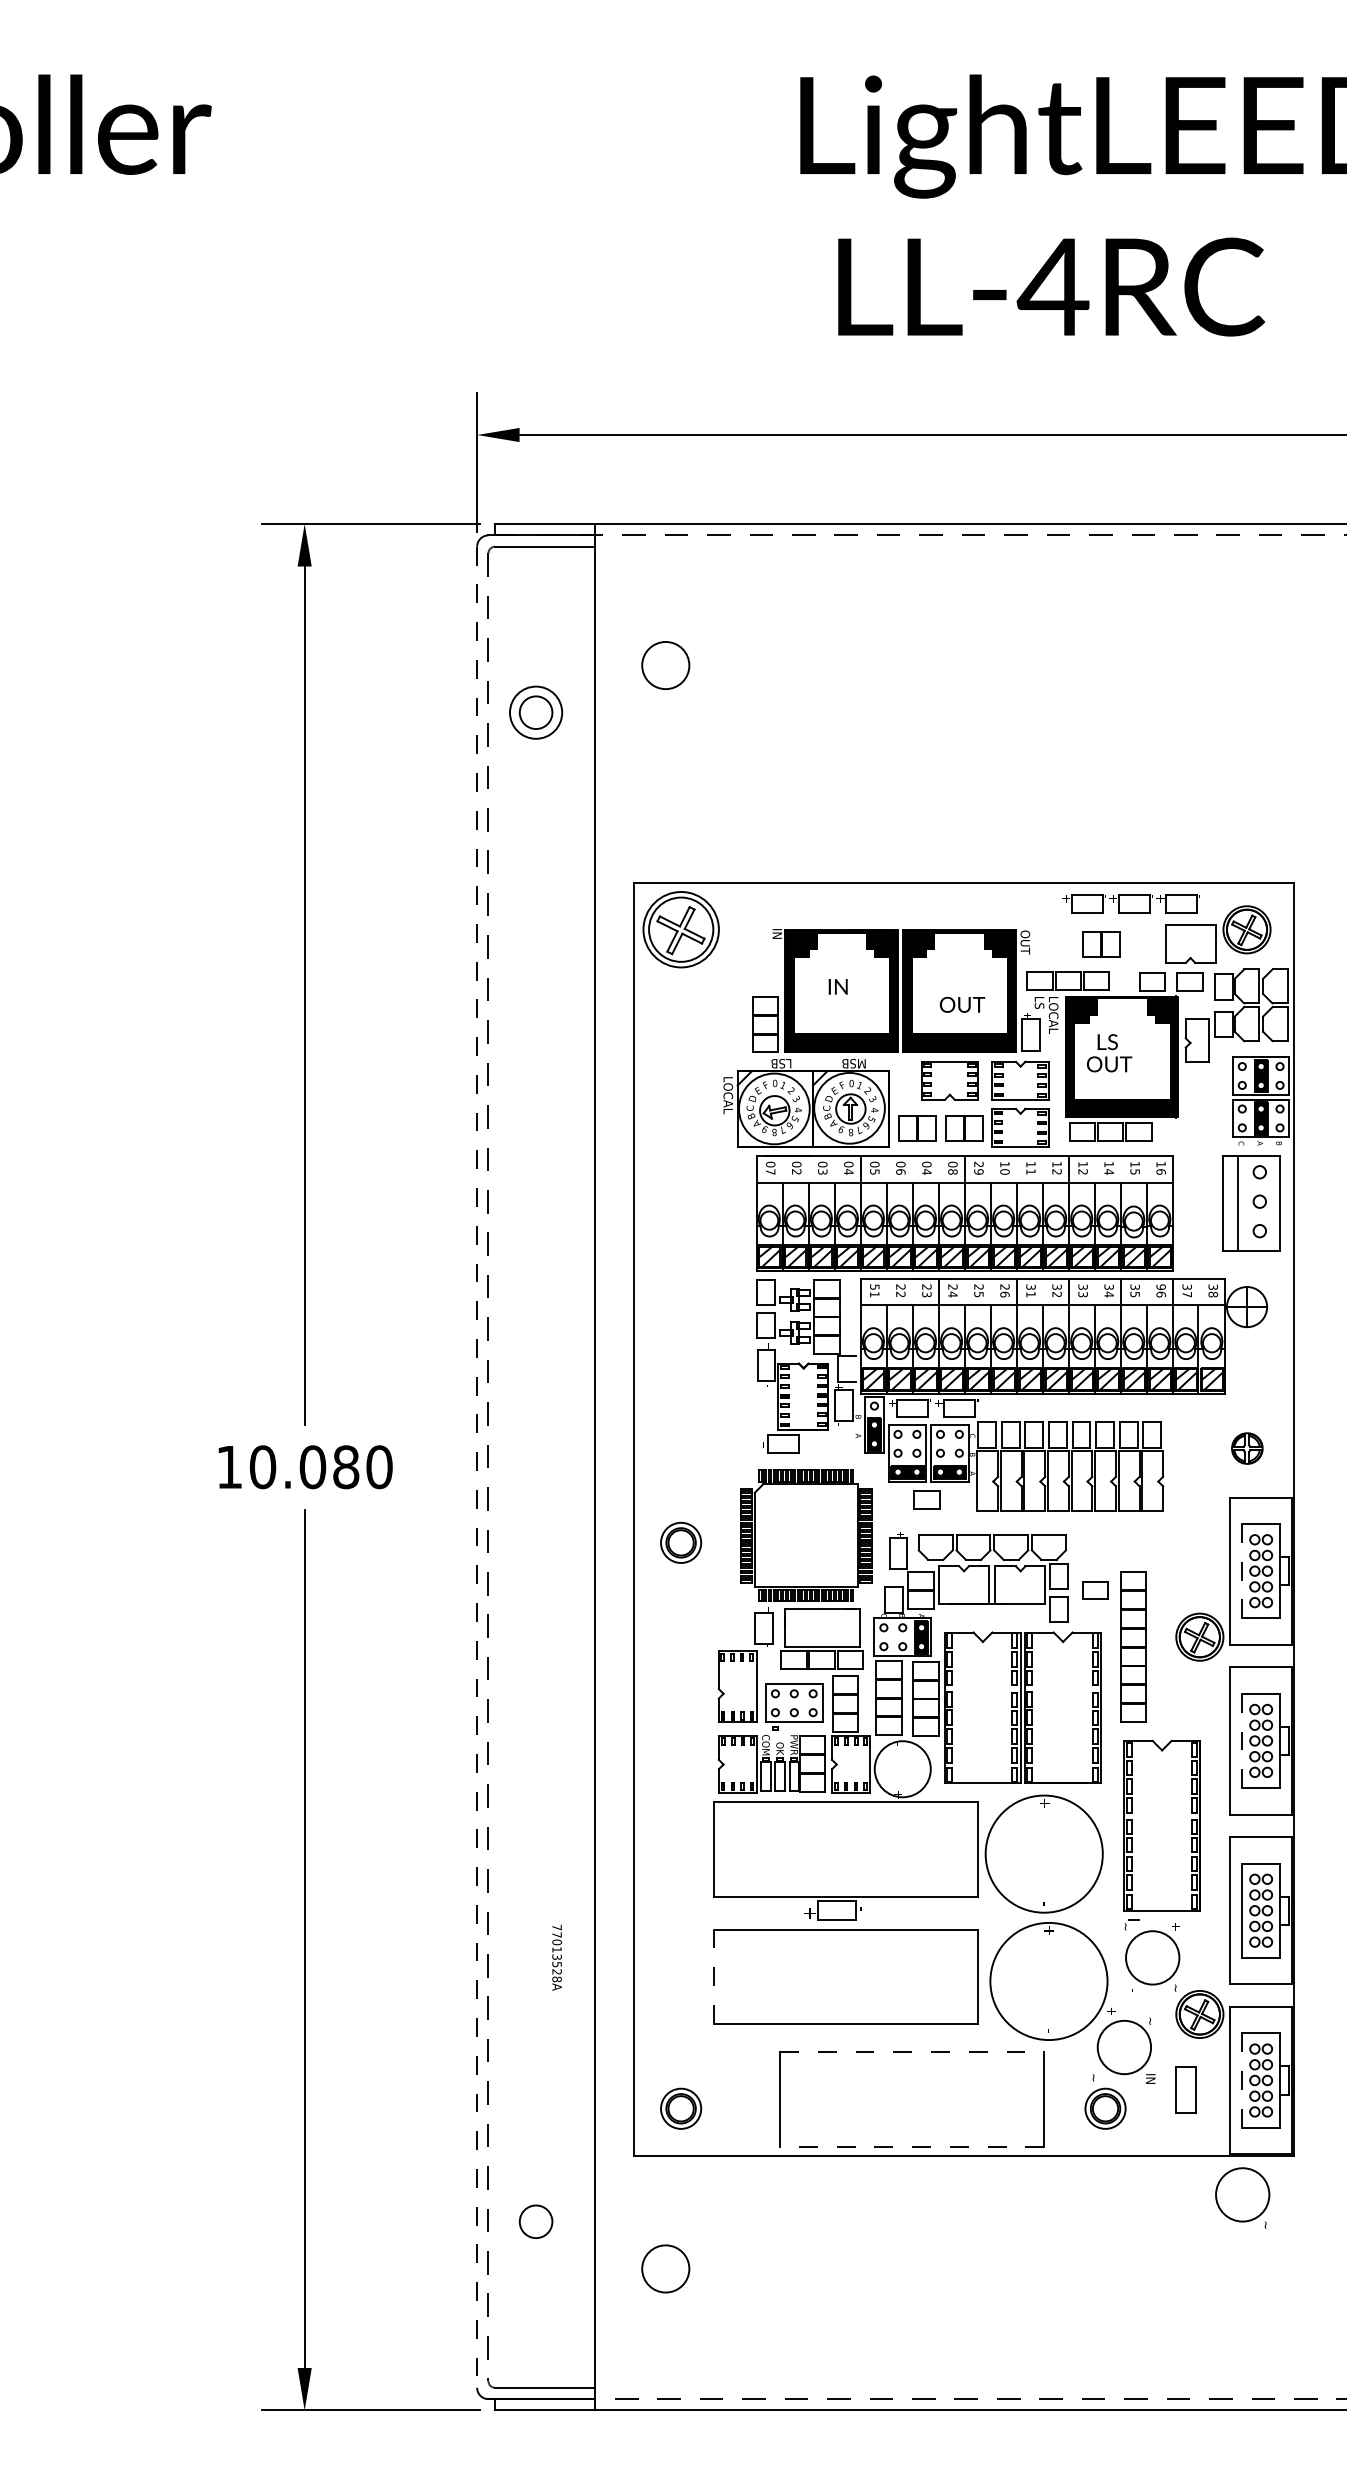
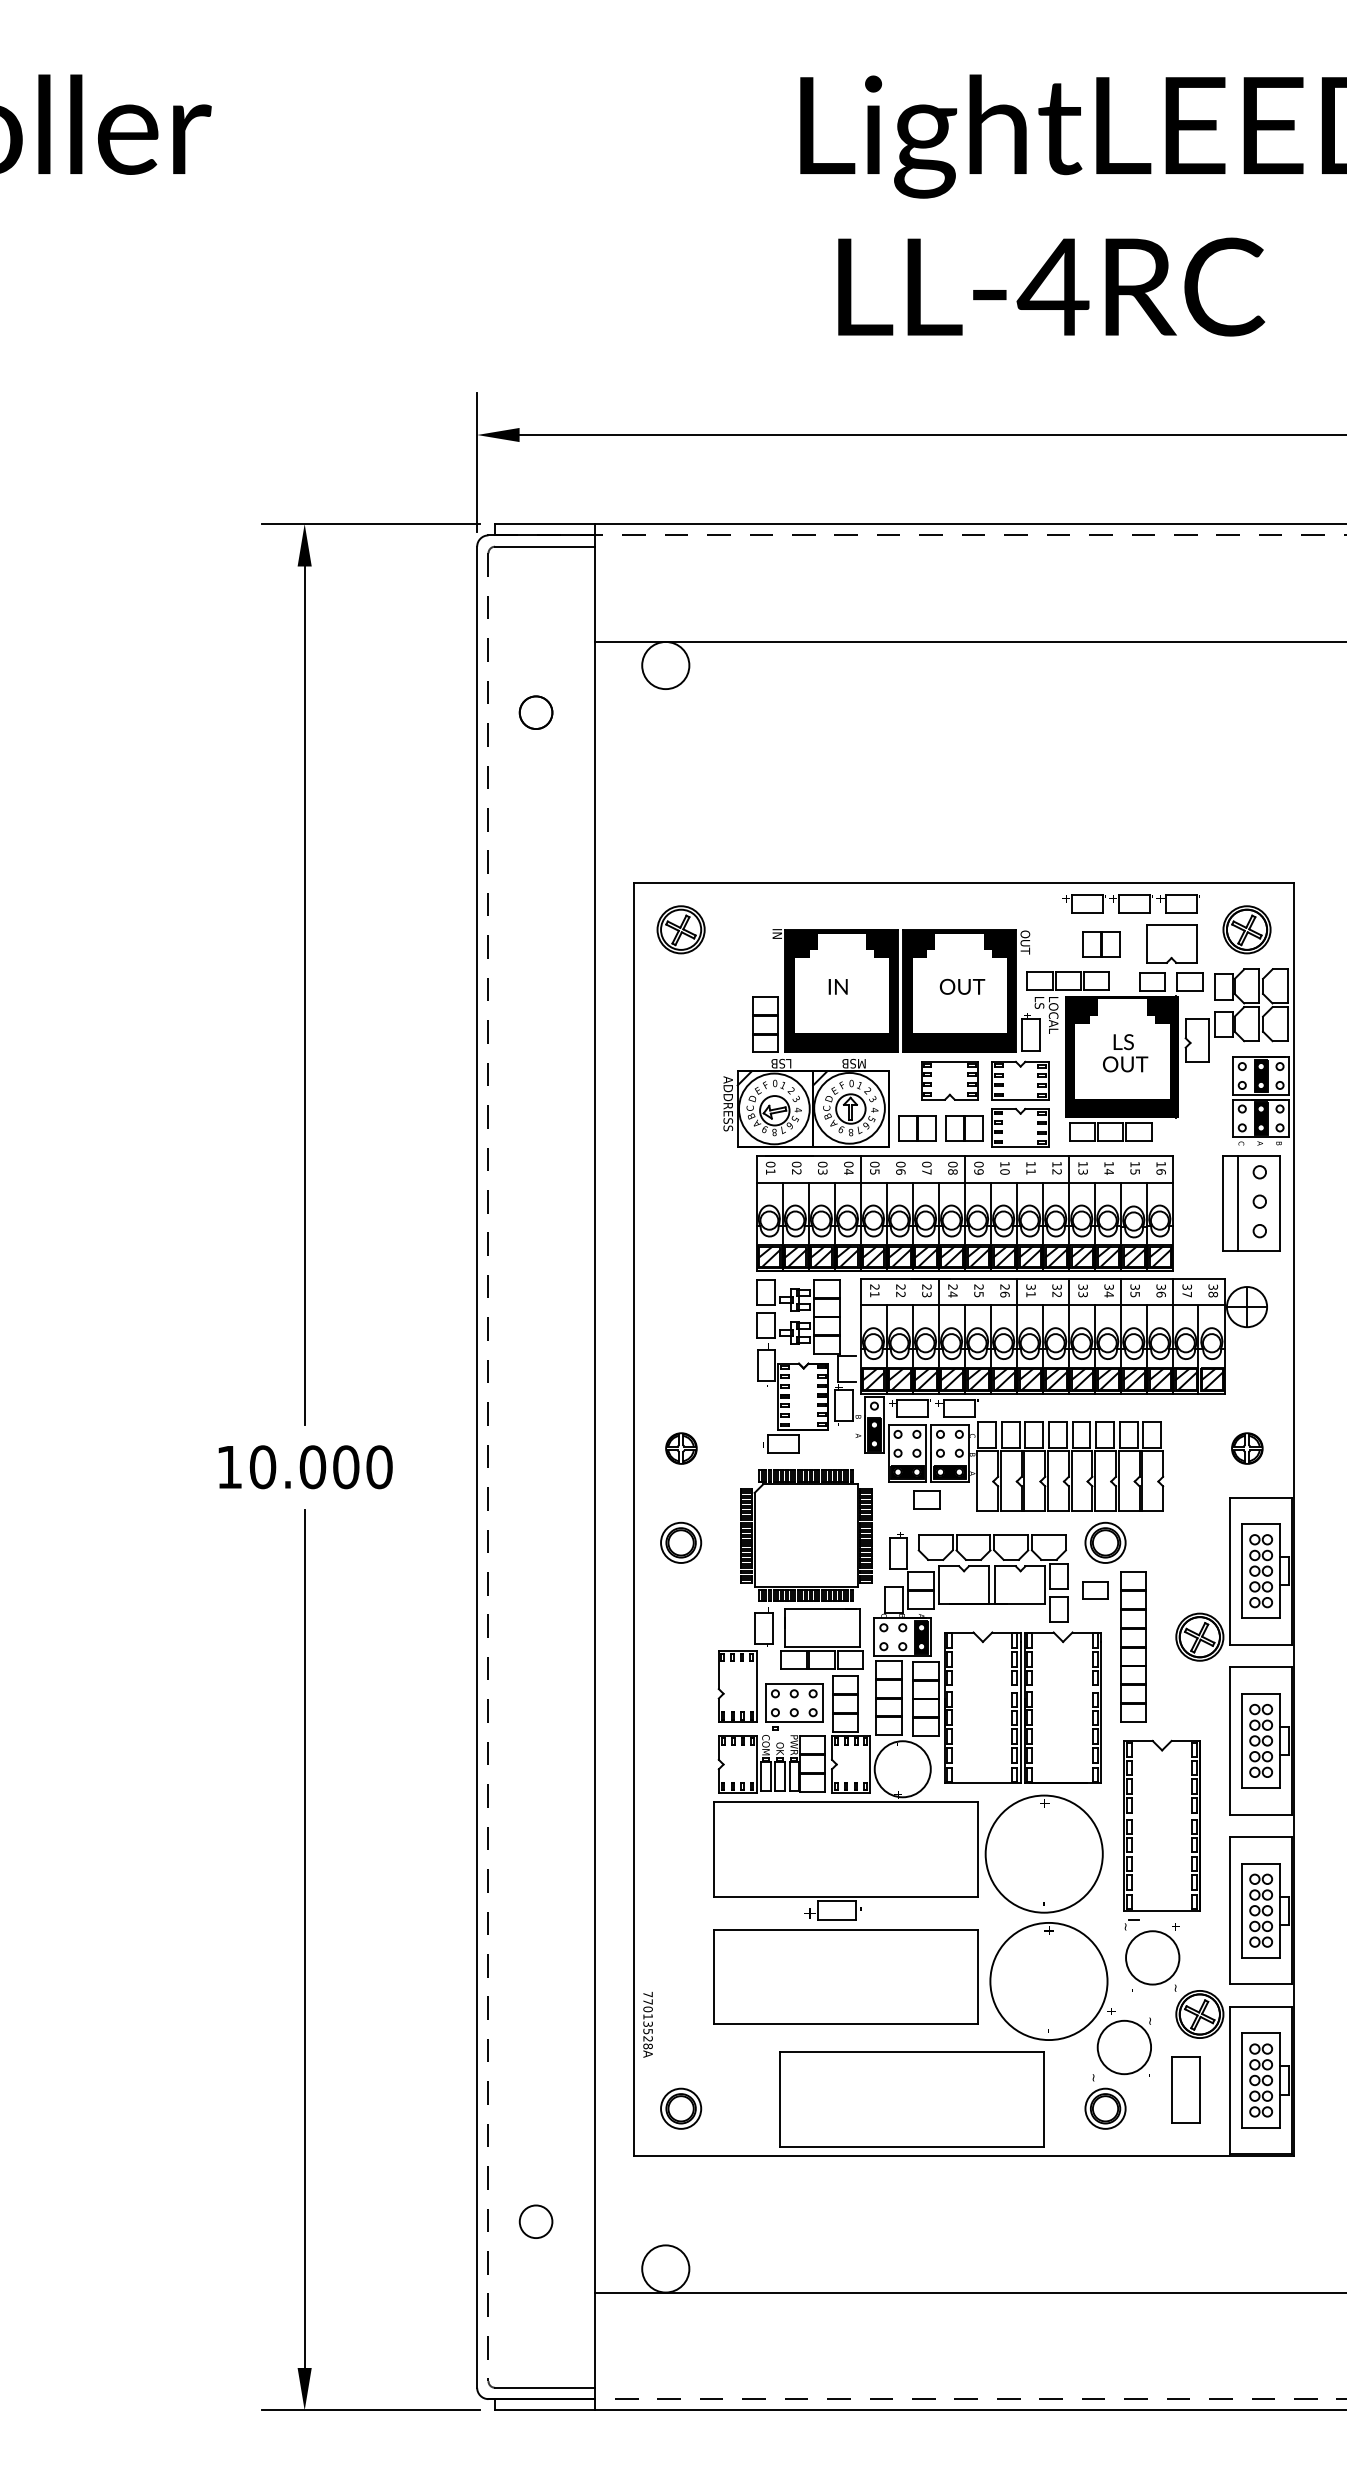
line: none -> present (969, 641)
circle diameter: 52 px -> 33 px (535, 712)
part size: 78x78 px -> 50x50 px (680, 929)
part position: (1190, 943) -> (1171, 943) (1171, 943)
text position: (962, 1004) -> (962, 986) (962, 986)
text position: (1109, 1053) -> (1125, 1053) (1125, 1053)
text: LOCAL -> ADDRESS (728, 1103)
text: 29 -> 09 (978, 1164)
text: 07 -> 01 (770, 1171)
text: 04 -> 07 (926, 1171)
text: 12 -> 13 (1082, 1171)
text: 51 -> 21 (874, 1286)
text: 96 -> 36 (1160, 1286)
part: none -> present (681, 1448)
text: 10.080 -> 10.000 (346, 1466)
line: dashed -> solid (477, 1467)
part: none -> present (1105, 1542)
line: dashed -> solid (1242, 1571)
line: dashed -> solid (1242, 1741)
text position: (556, 1957) -> (647, 2024) (647, 2024)
line: dashed -> solid (714, 1976)
line: dashed -> solid (912, 2052)
text: IN -> - (1150, 2078)
line: dashed -> solid (1242, 2081)
part size: 22x48 px -> 30x68 px (1185, 2089)
line: dashed -> solid (911, 2146)
part: present -> none (1242, 2197)
line: none -> present (969, 2292)
